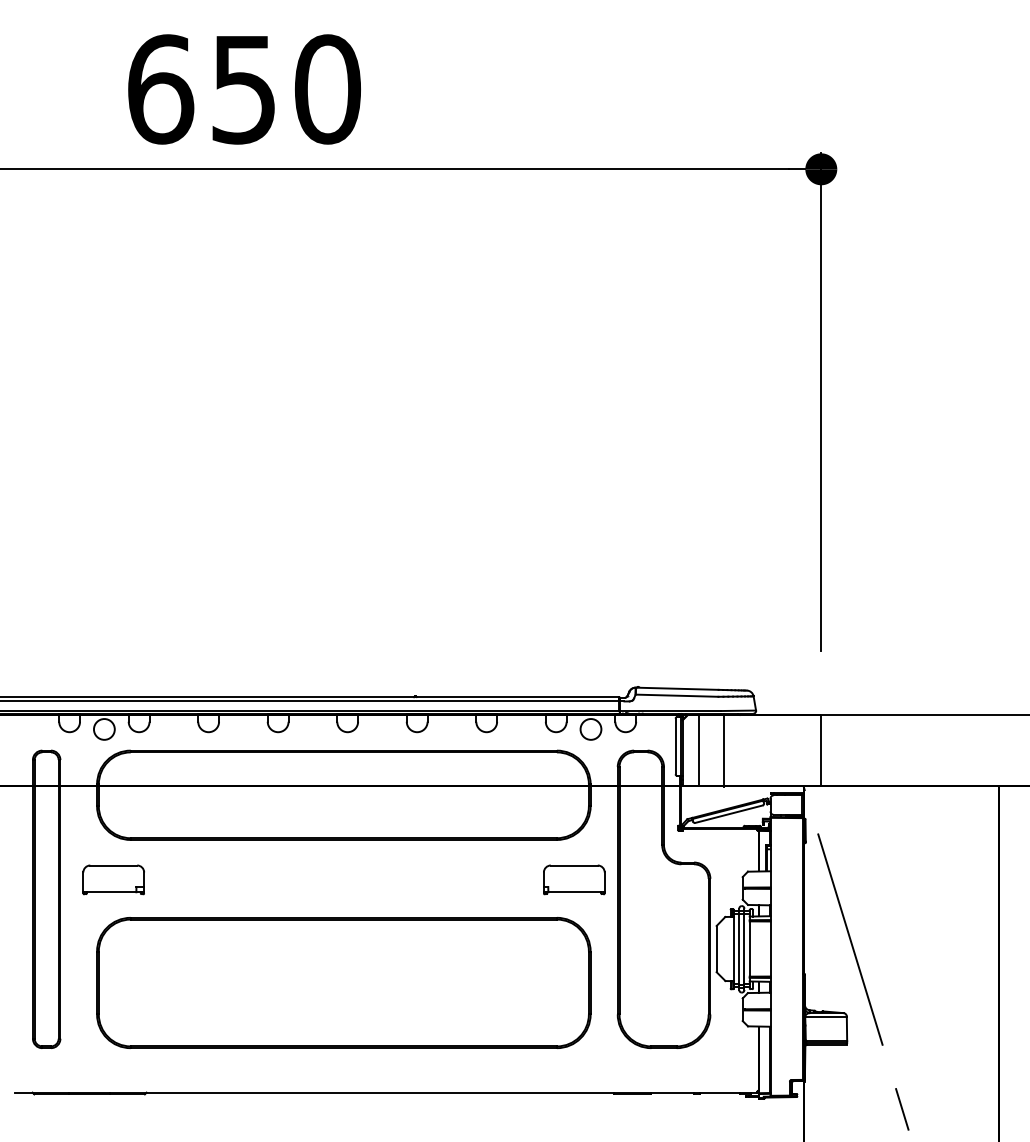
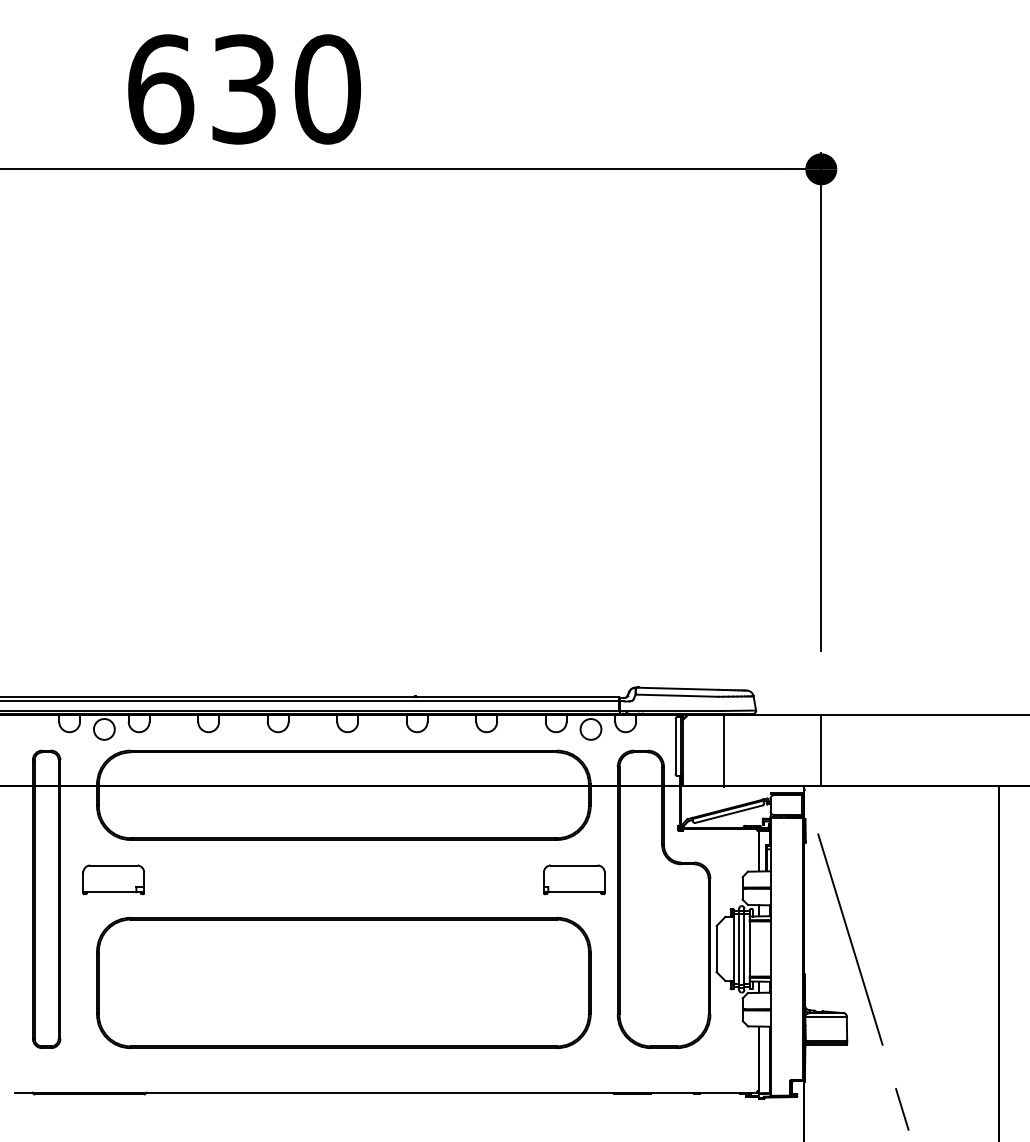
text: 650 -> 630 (243, 89)
line: present -> none (698, 750)
